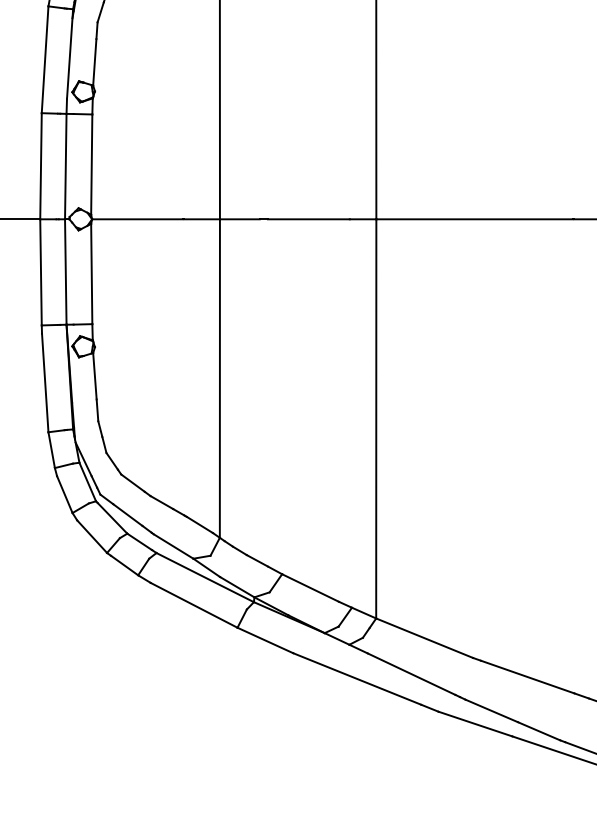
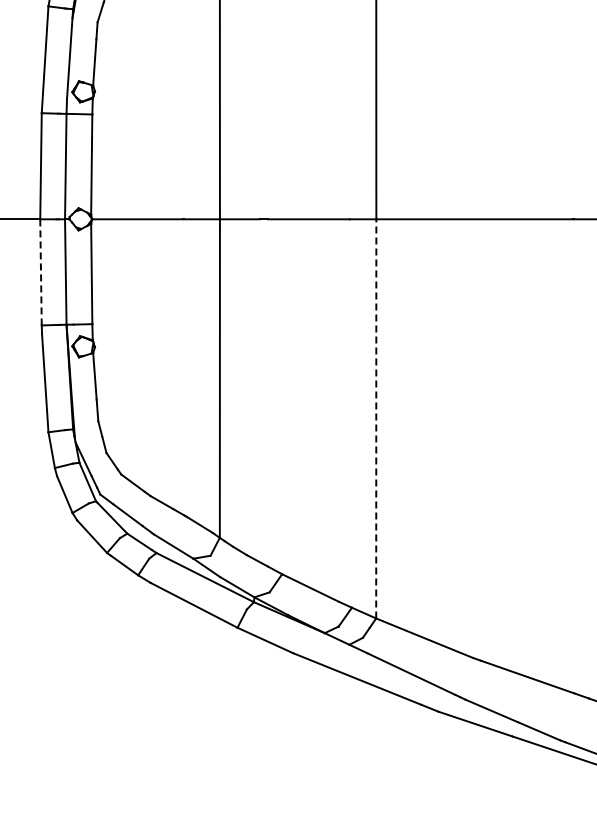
line: solid -> dashed (41, 271)
line: solid -> dashed (376, 418)
